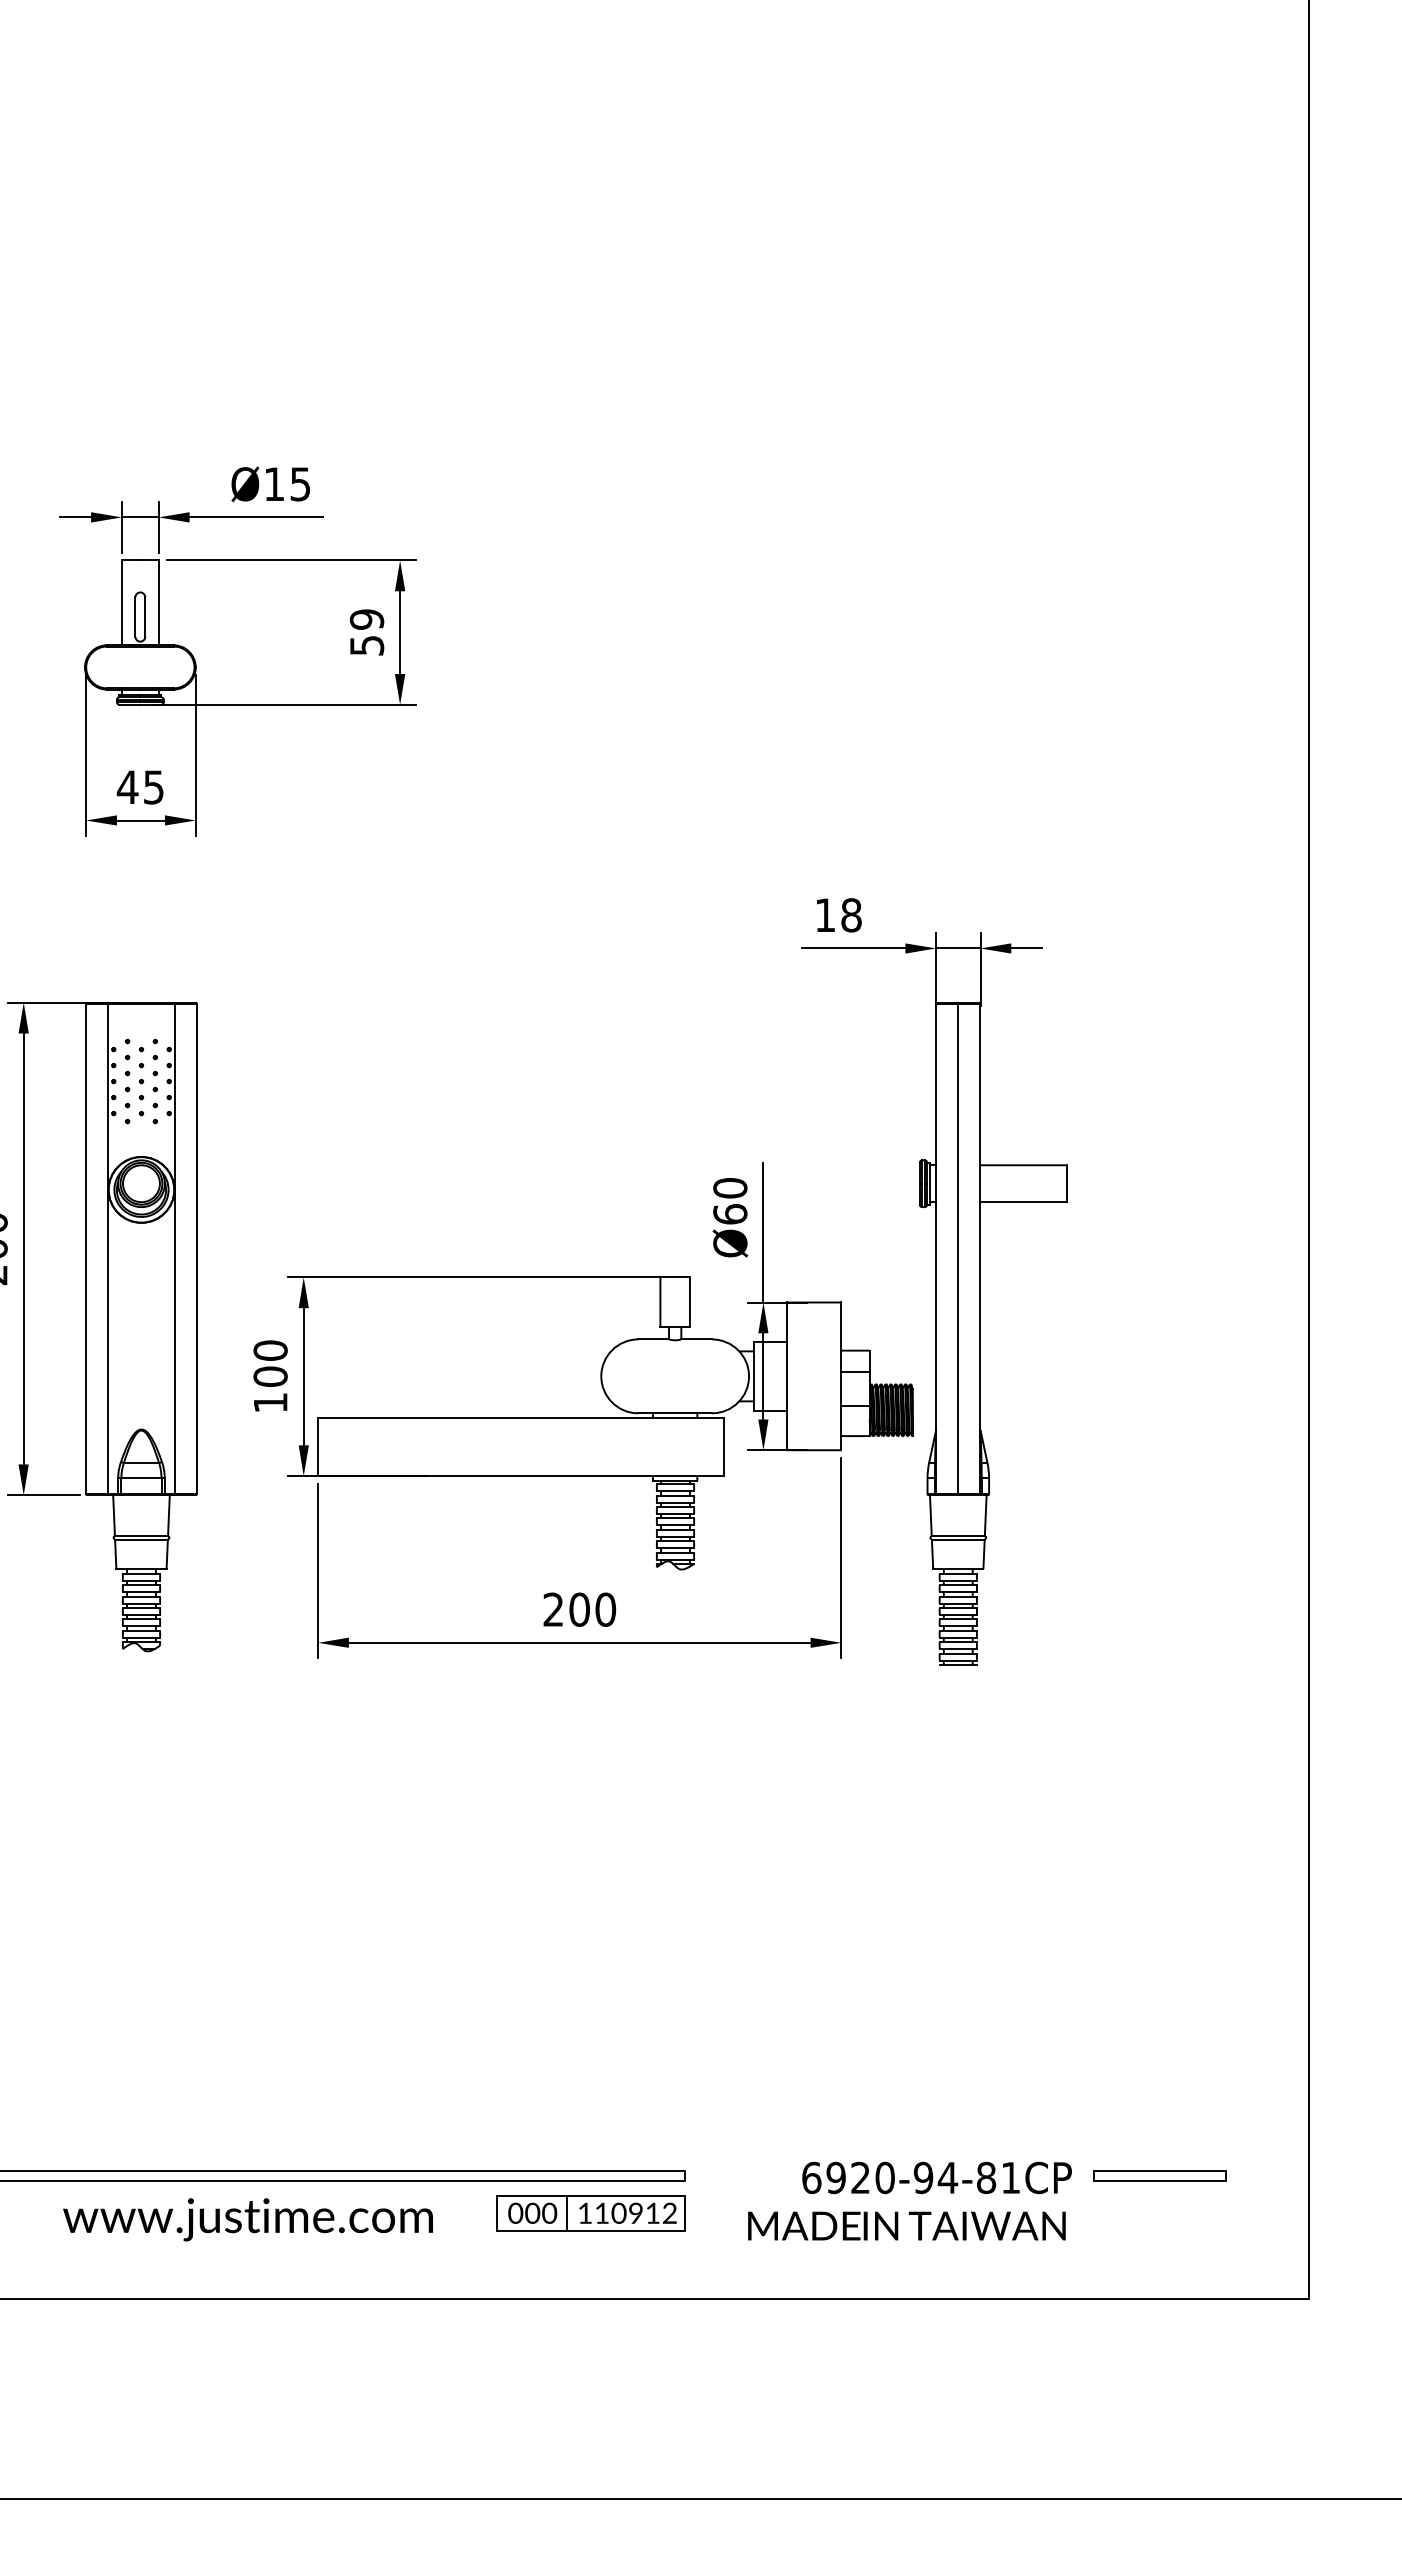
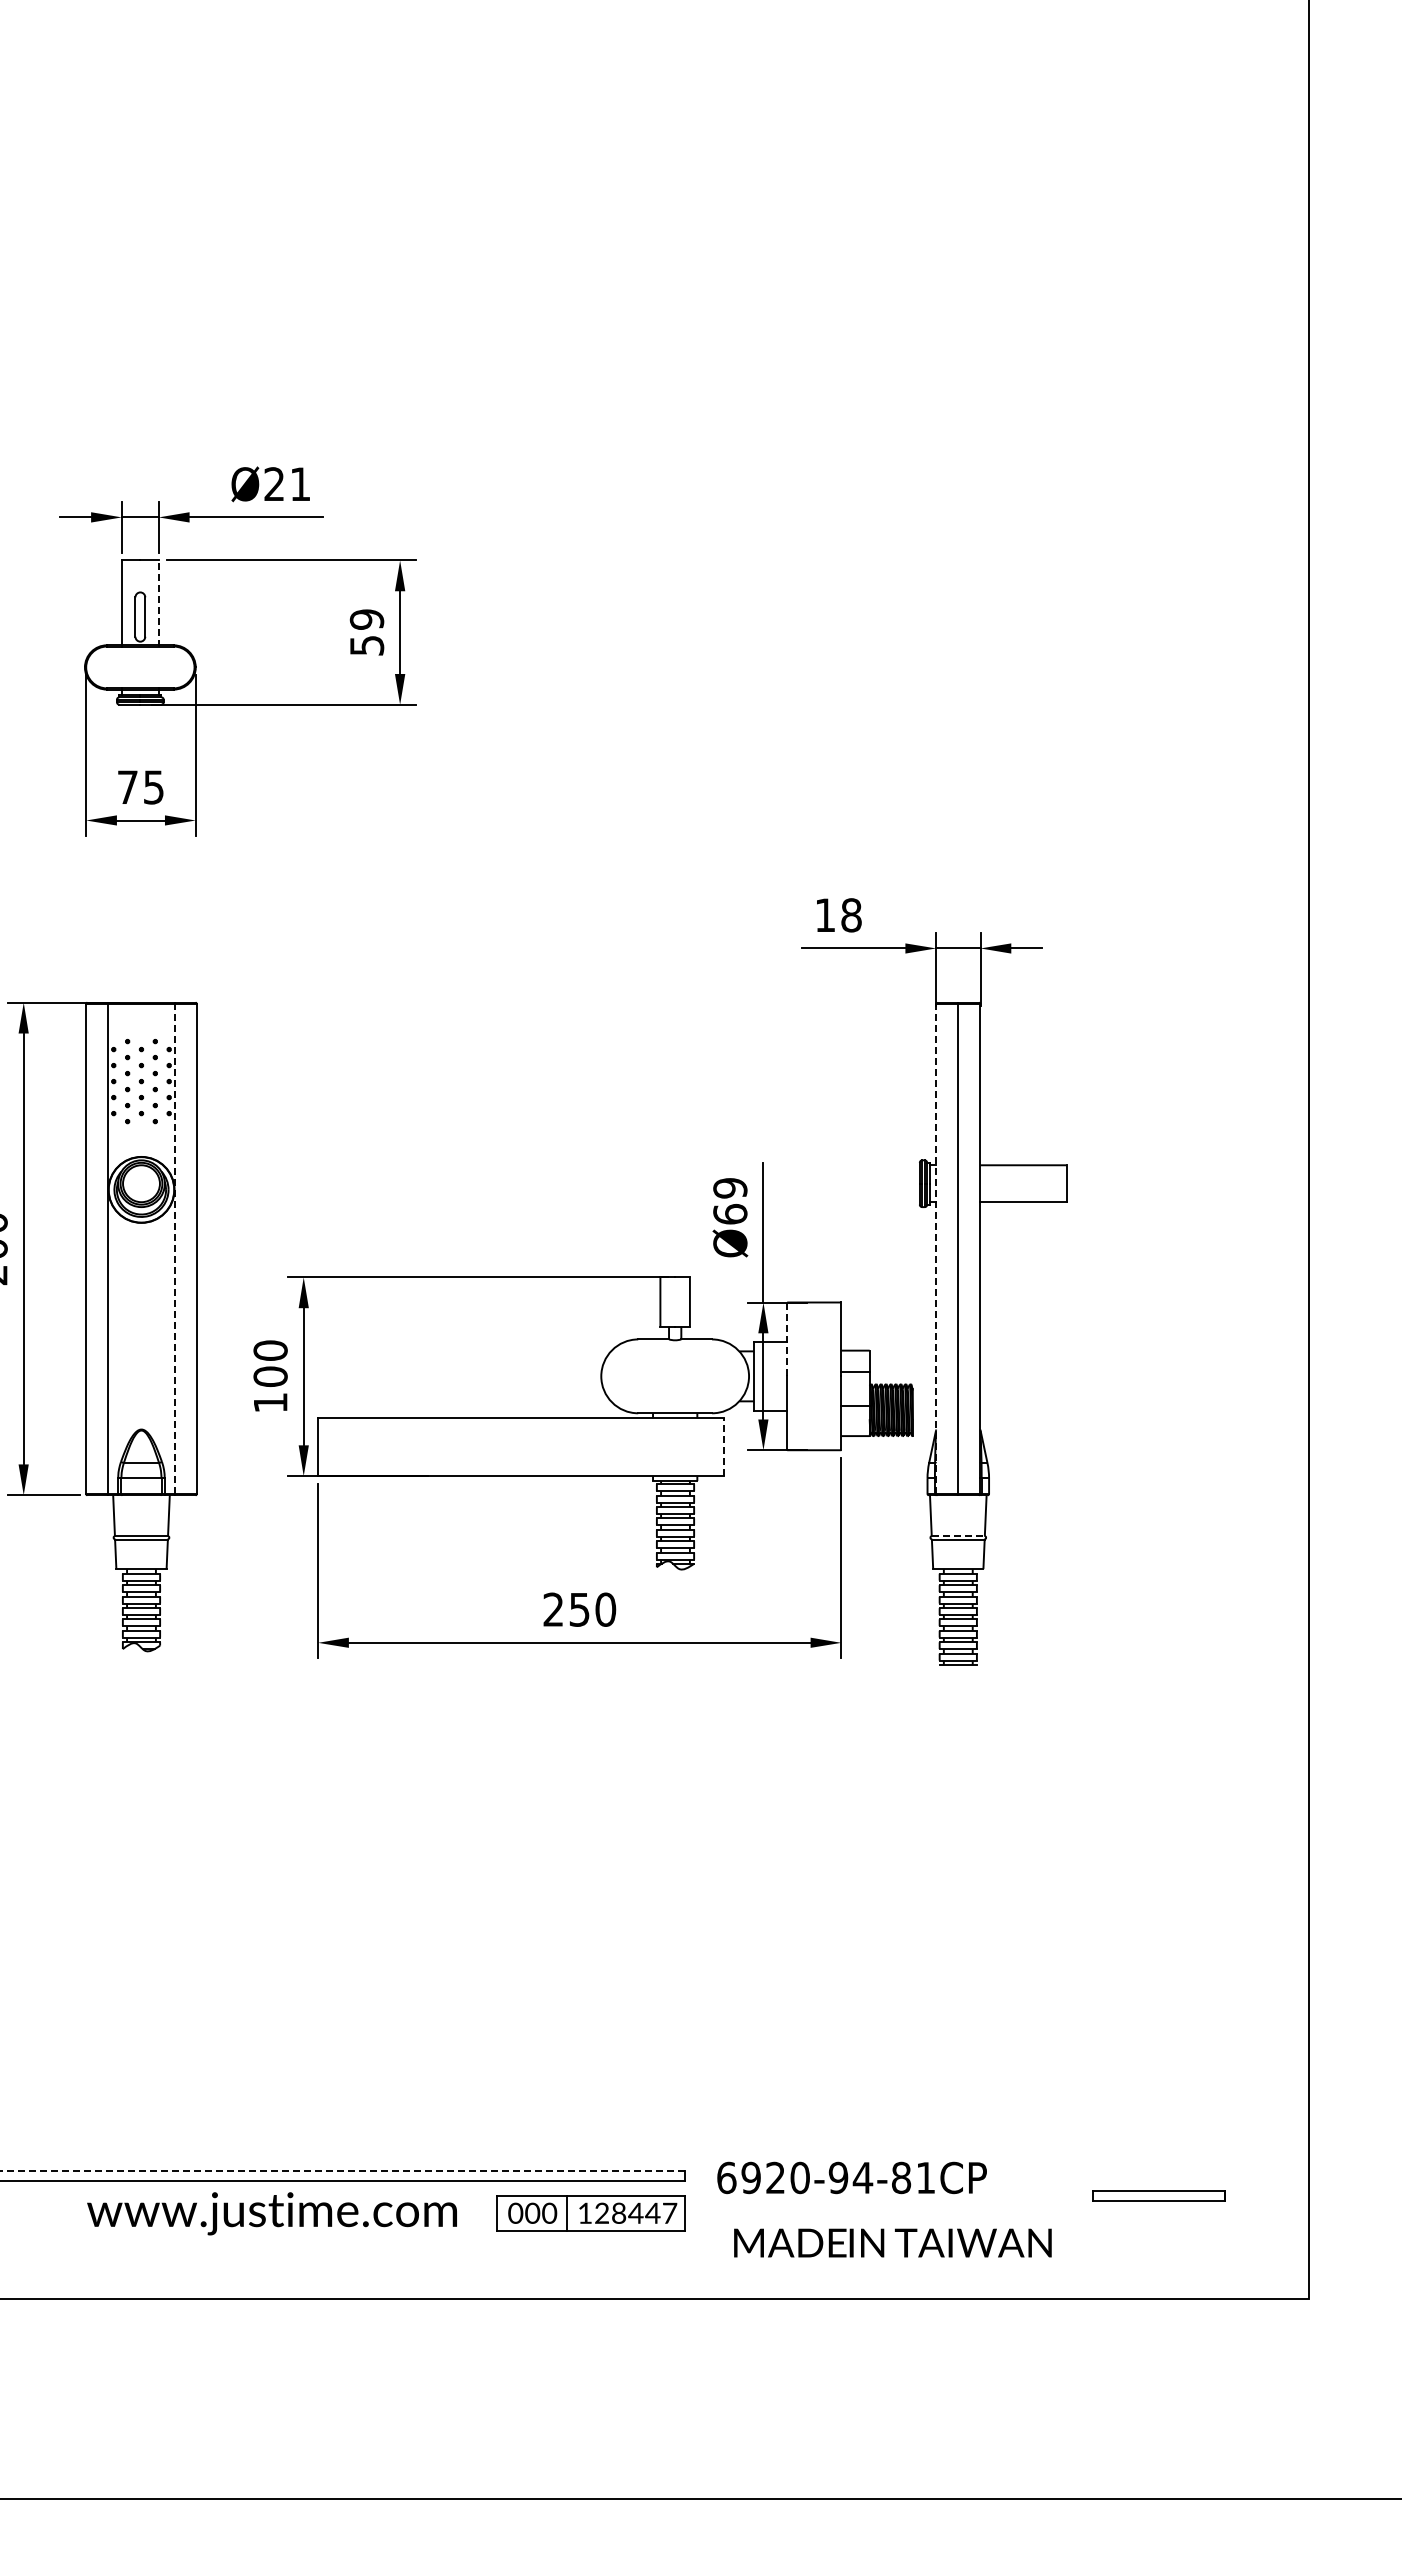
text: Ø15 -> Ø21 (287, 484)
line: solid -> dashed (158, 602)
text: 45 -> 75 (127, 786)
text: Ø60 -> Ø69 (730, 1188)
line: solid -> dashed (174, 1248)
line: solid -> dashed (936, 1248)
line: solid -> dashed (787, 1339)
line: solid -> dashed (724, 1447)
line: solid -> dashed (958, 1535)
text: 200 -> 250 (579, 1609)
line: solid -> dashed (342, 2170)
part position: (1159, 2175) -> (1158, 2195) (1158, 2195)
text position: (936, 2177) -> (851, 2177) (851, 2177)
text: 110912 -> 128447 (636, 2212)
text position: (247, 2219) -> (271, 2213) (271, 2213)
text position: (906, 2225) -> (892, 2242) (892, 2242)
